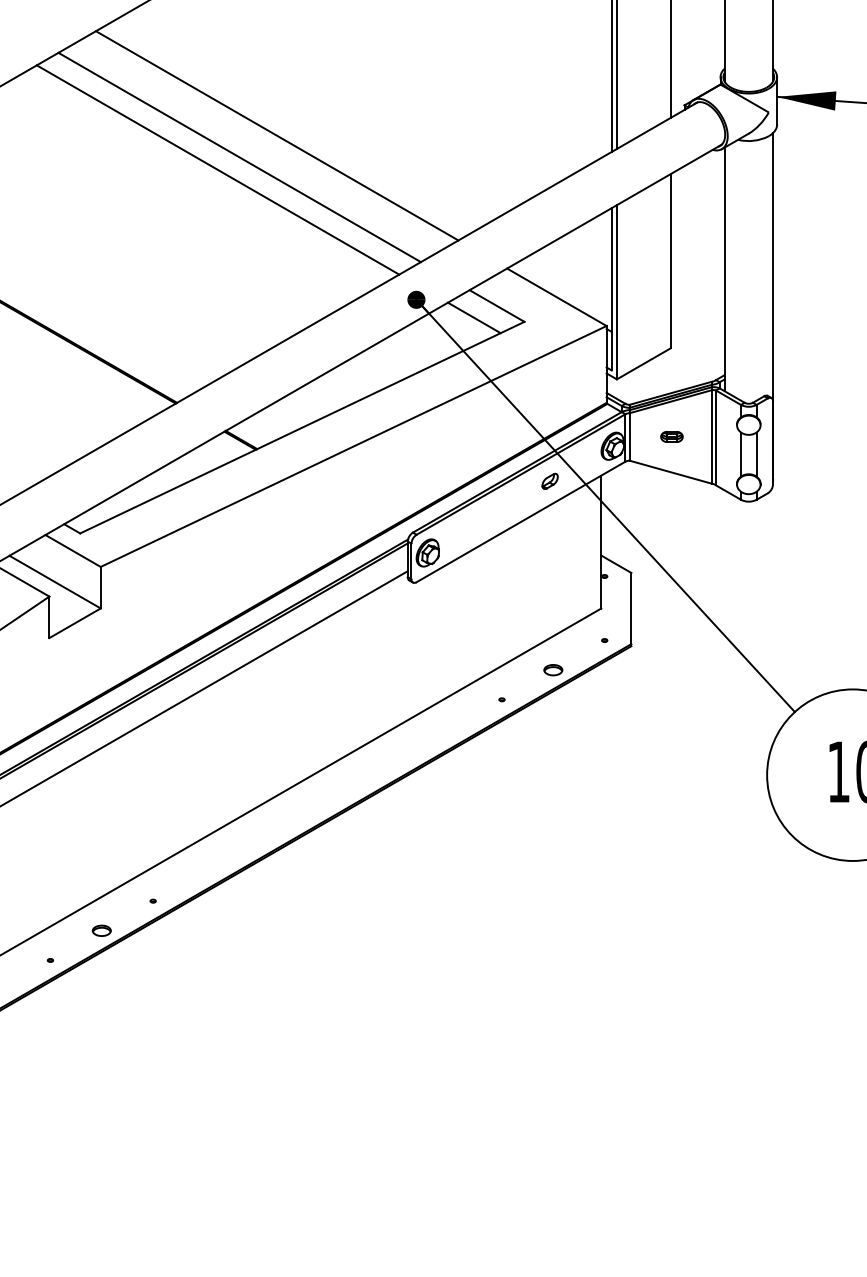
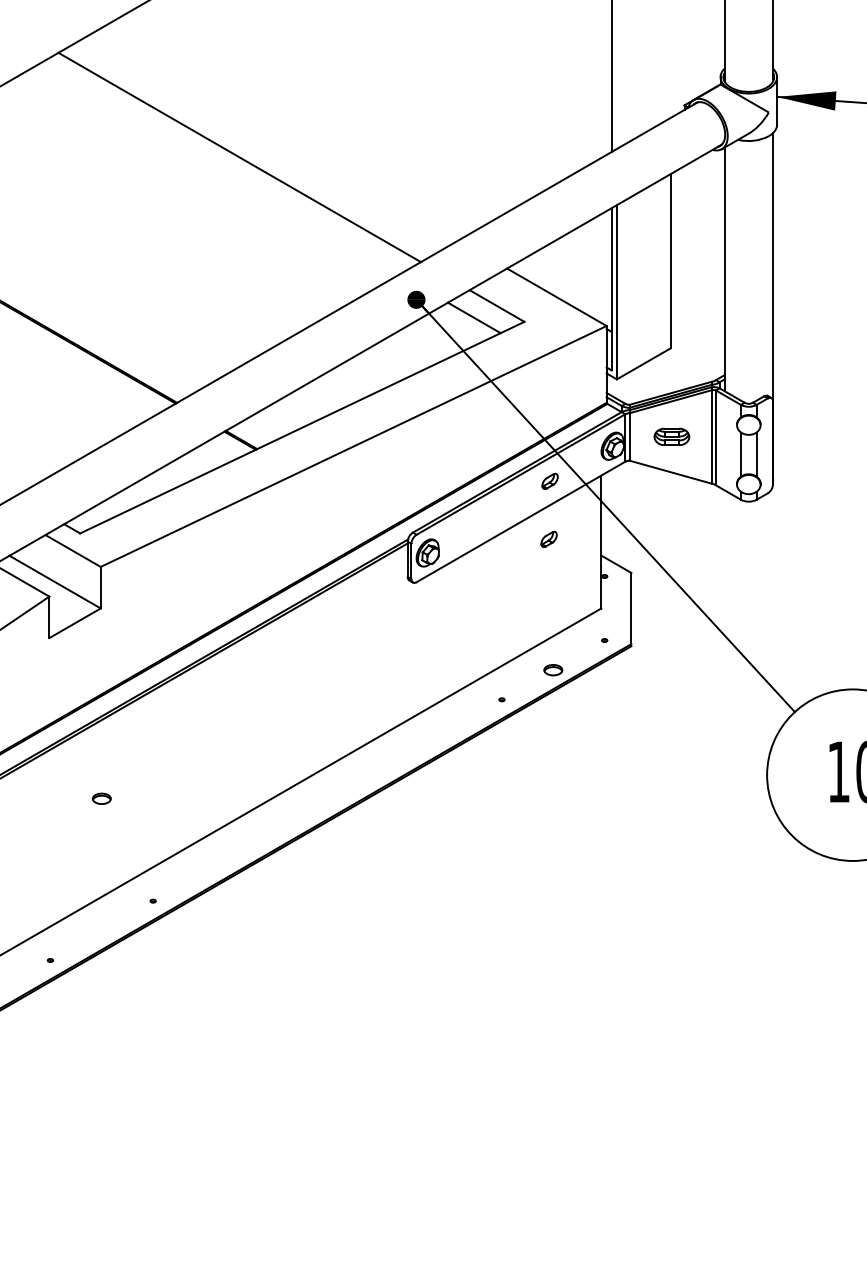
line: present -> none (670, 59)
line: present -> none (616, 75)
line: present -> none (276, 135)
line: present -> none (217, 169)
part size: 24x12 px -> 38x19 px (671, 436)
part: none -> present (548, 538)
line: present -> none (204, 688)
part position: (101, 930) -> (101, 798) (101, 798)
